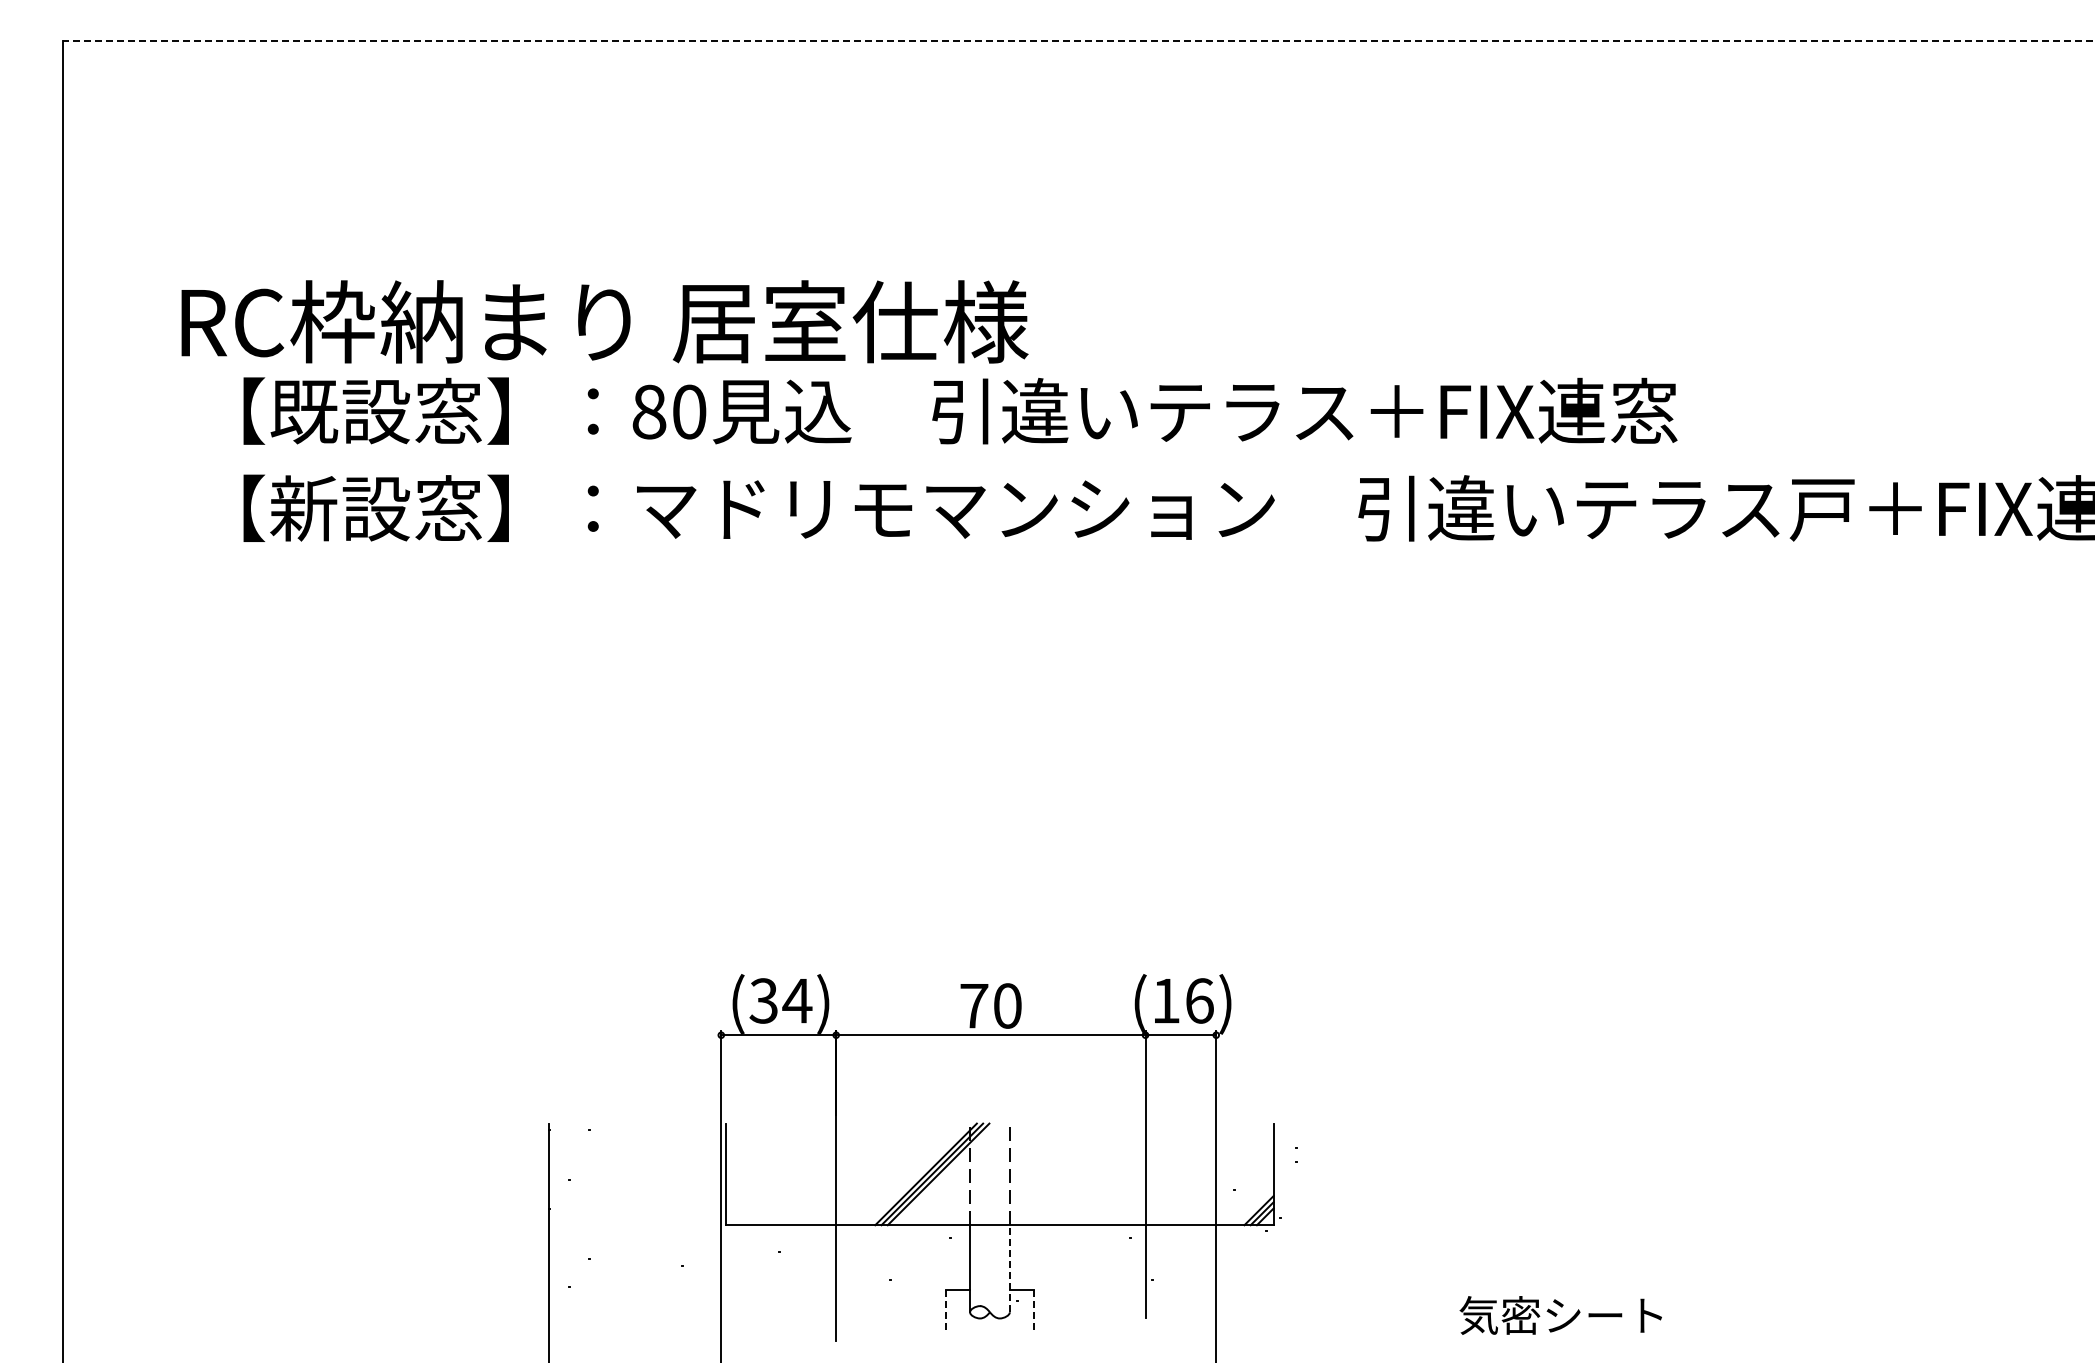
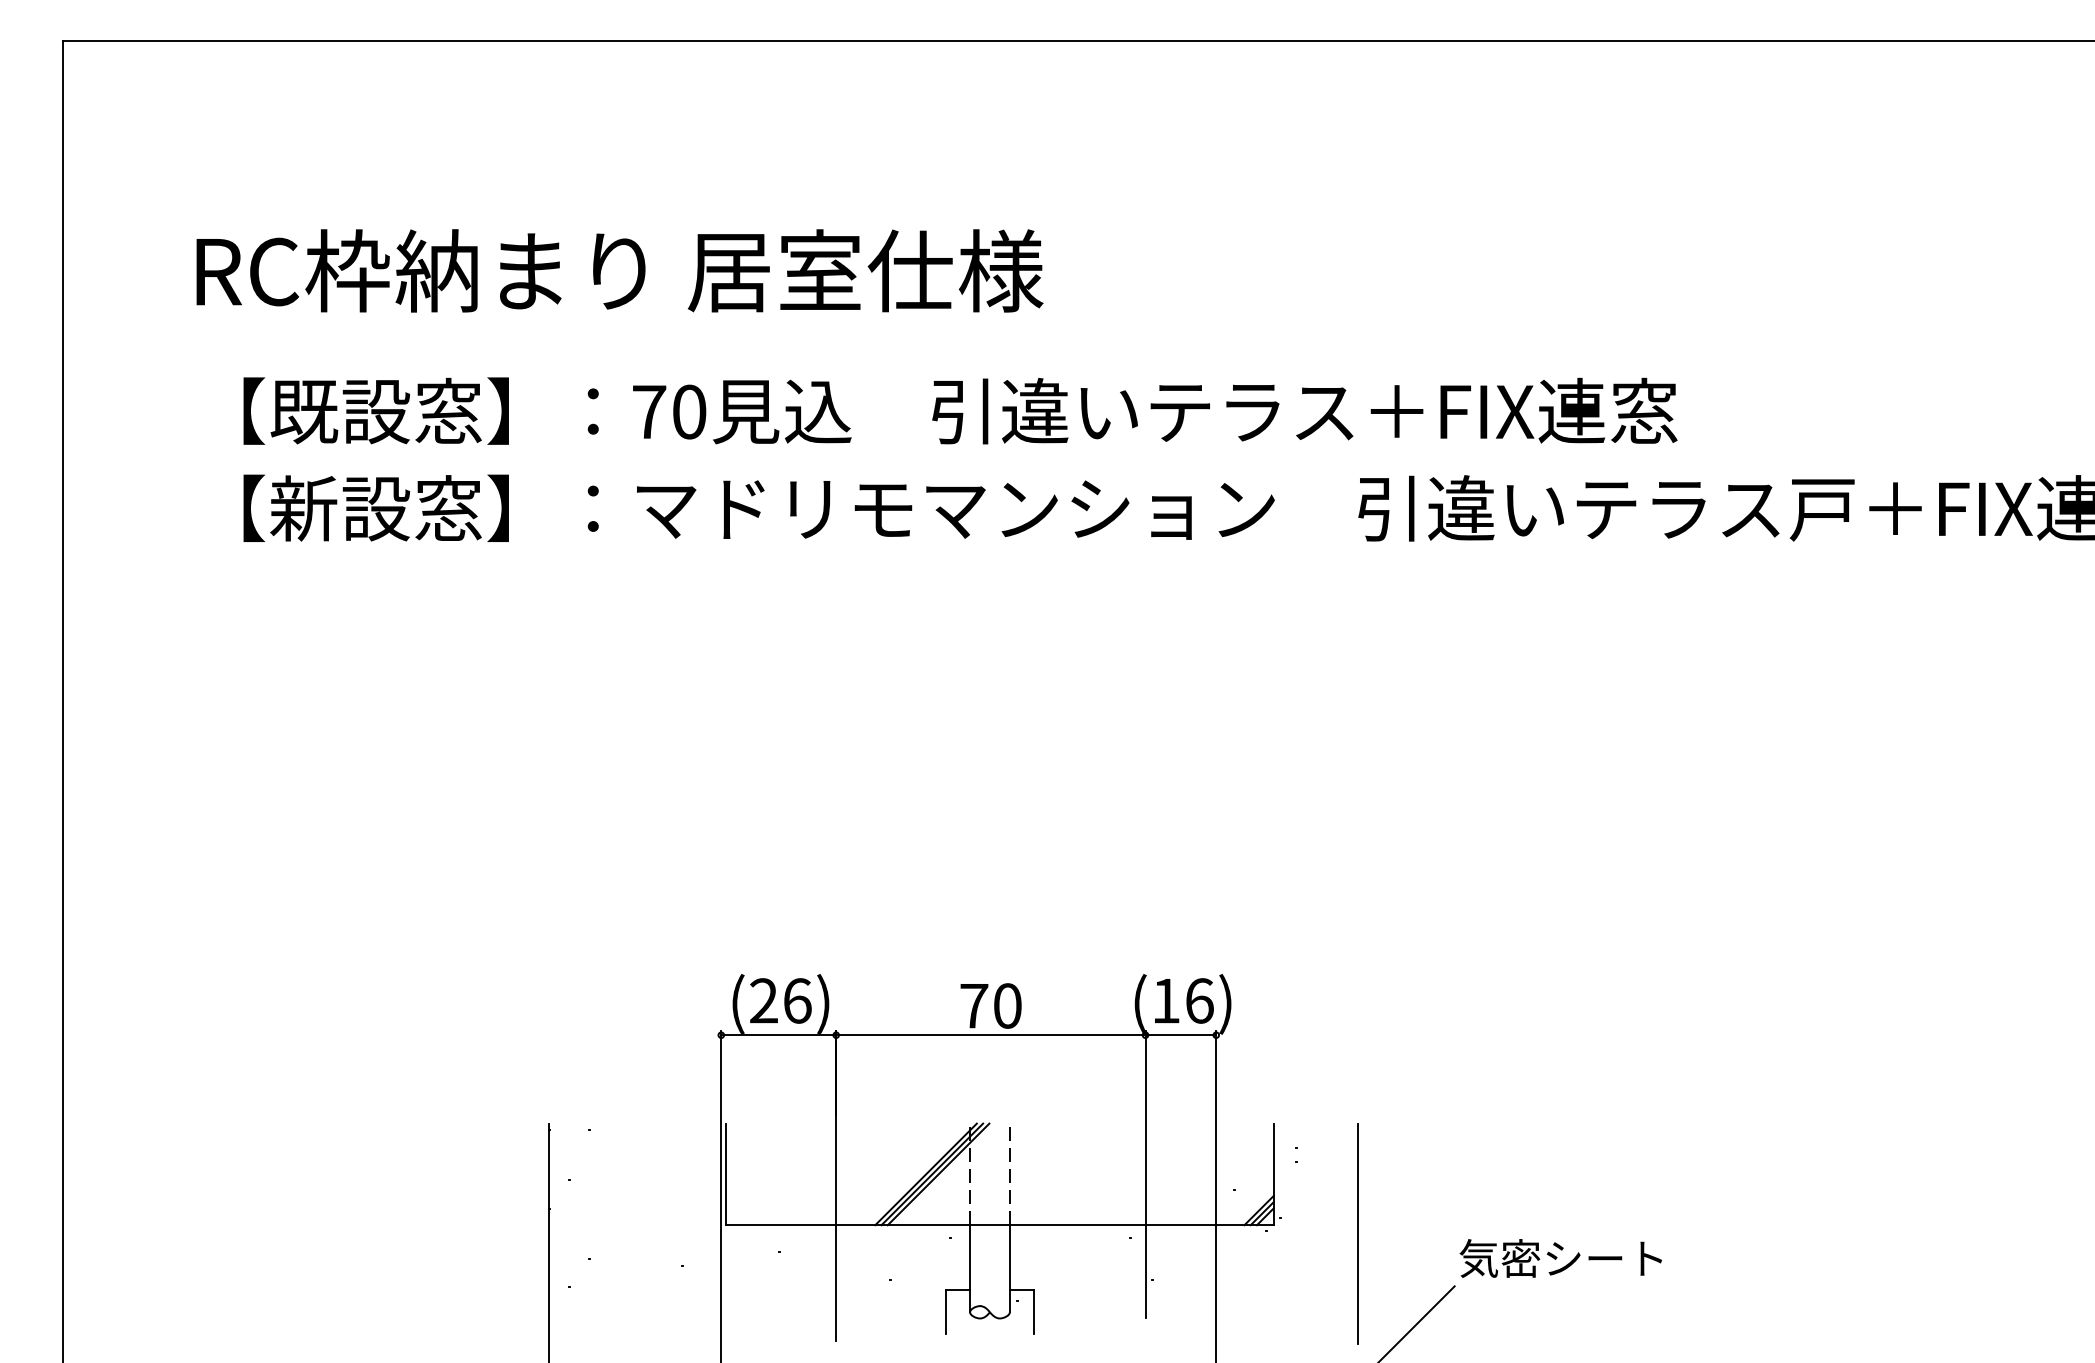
line: dashed -> solid (1078, 40)
text position: (604, 321) -> (619, 270) (619, 270)
text: 80 -> 70 (649, 411)
text: (34) -> (26) (780, 1000)
line: none -> present (1357, 1233)
line: dashed -> solid (1009, 1268)
line: dashed -> solid (945, 1312)
line: dashed -> solid (1034, 1312)
text position: (1560, 1315) -> (1560, 1258) (1560, 1258)
line: none -> present (1417, 1322)
